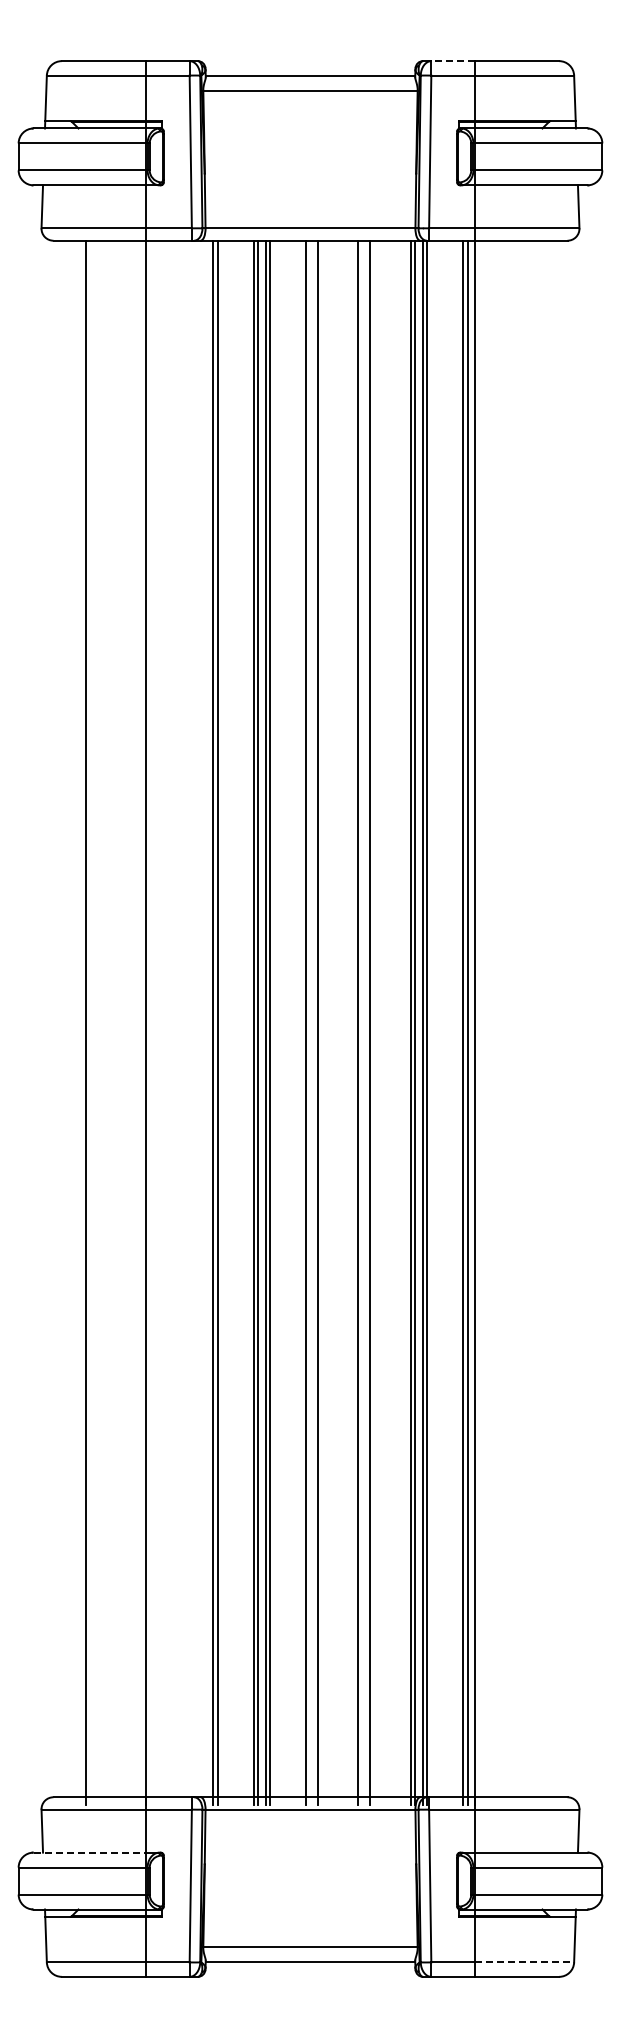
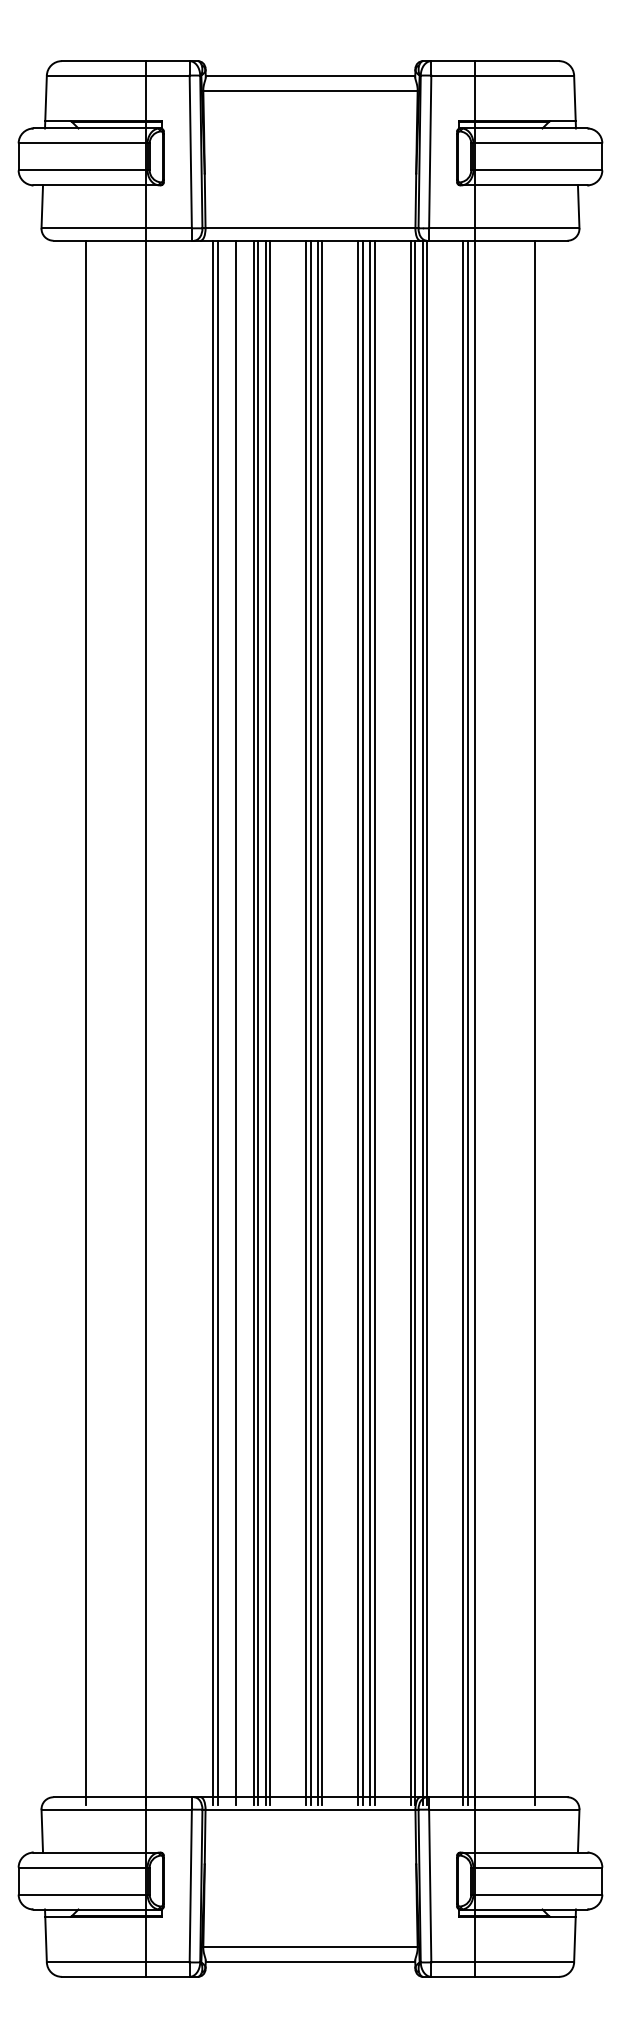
line: dashed -> solid (453, 61)
line: none -> present (235, 1022)
line: none -> present (310, 1022)
line: none -> present (322, 1022)
line: none -> present (362, 1022)
line: none -> present (374, 1022)
line: none -> present (535, 1022)
line: dashed -> solid (90, 1852)
line: dashed -> solid (525, 1962)
